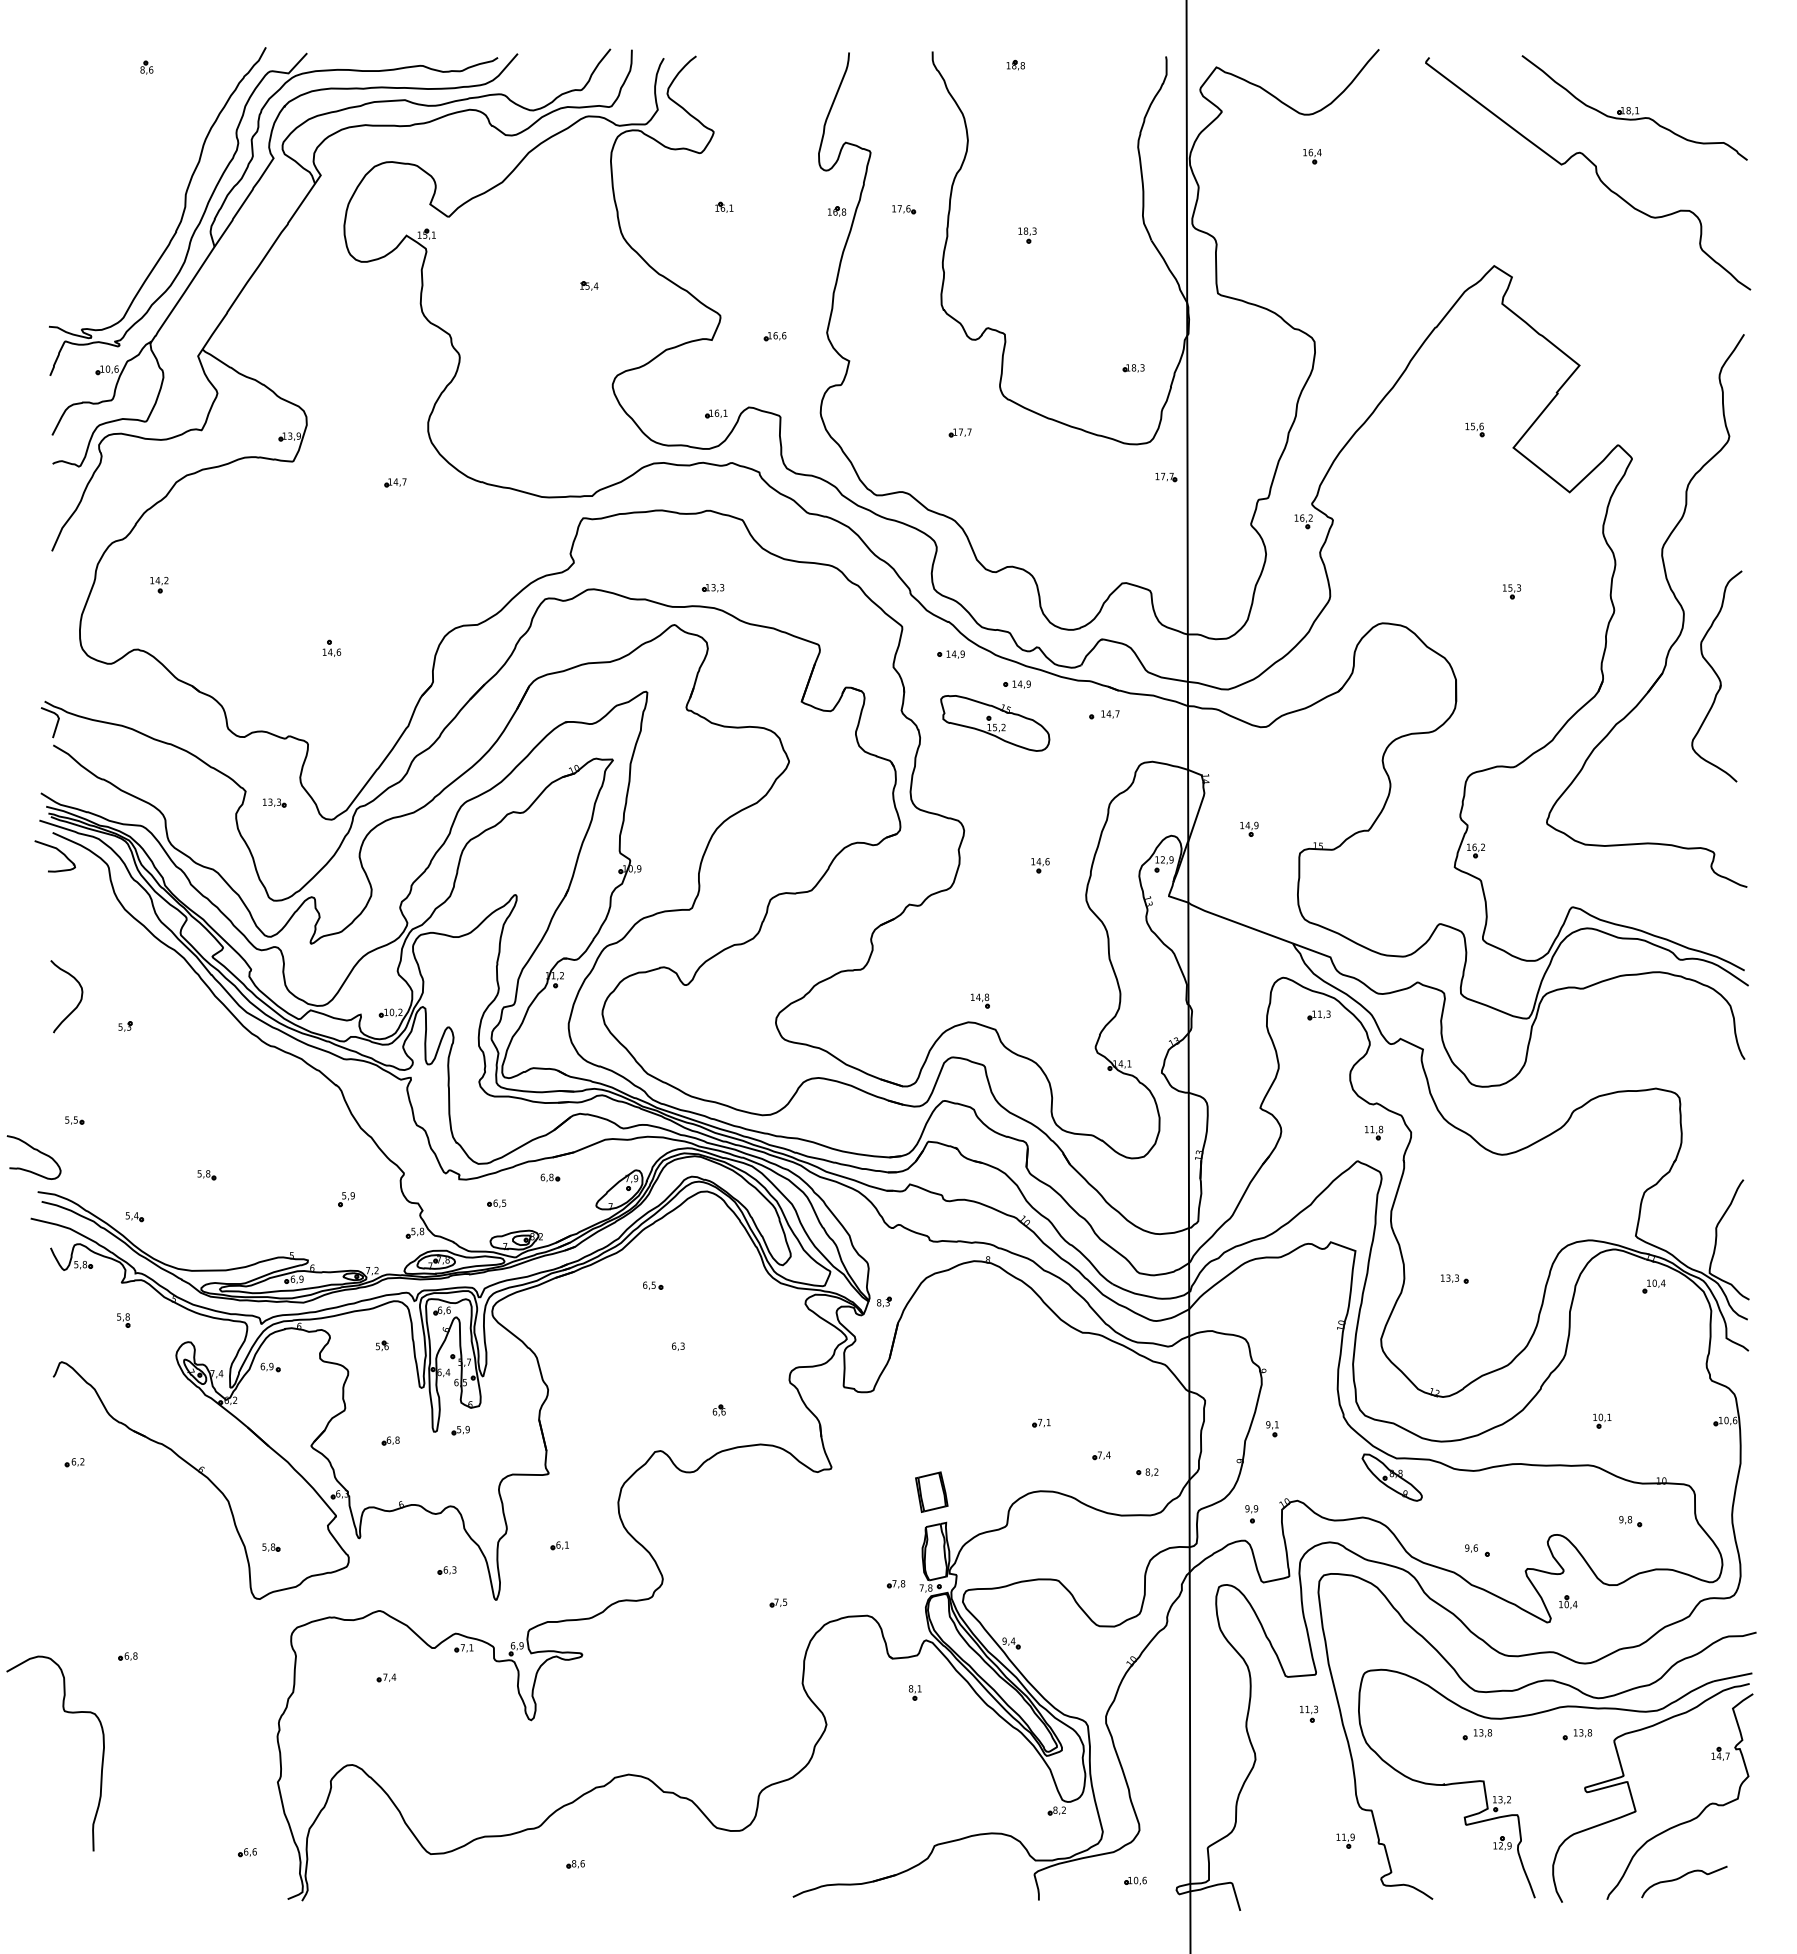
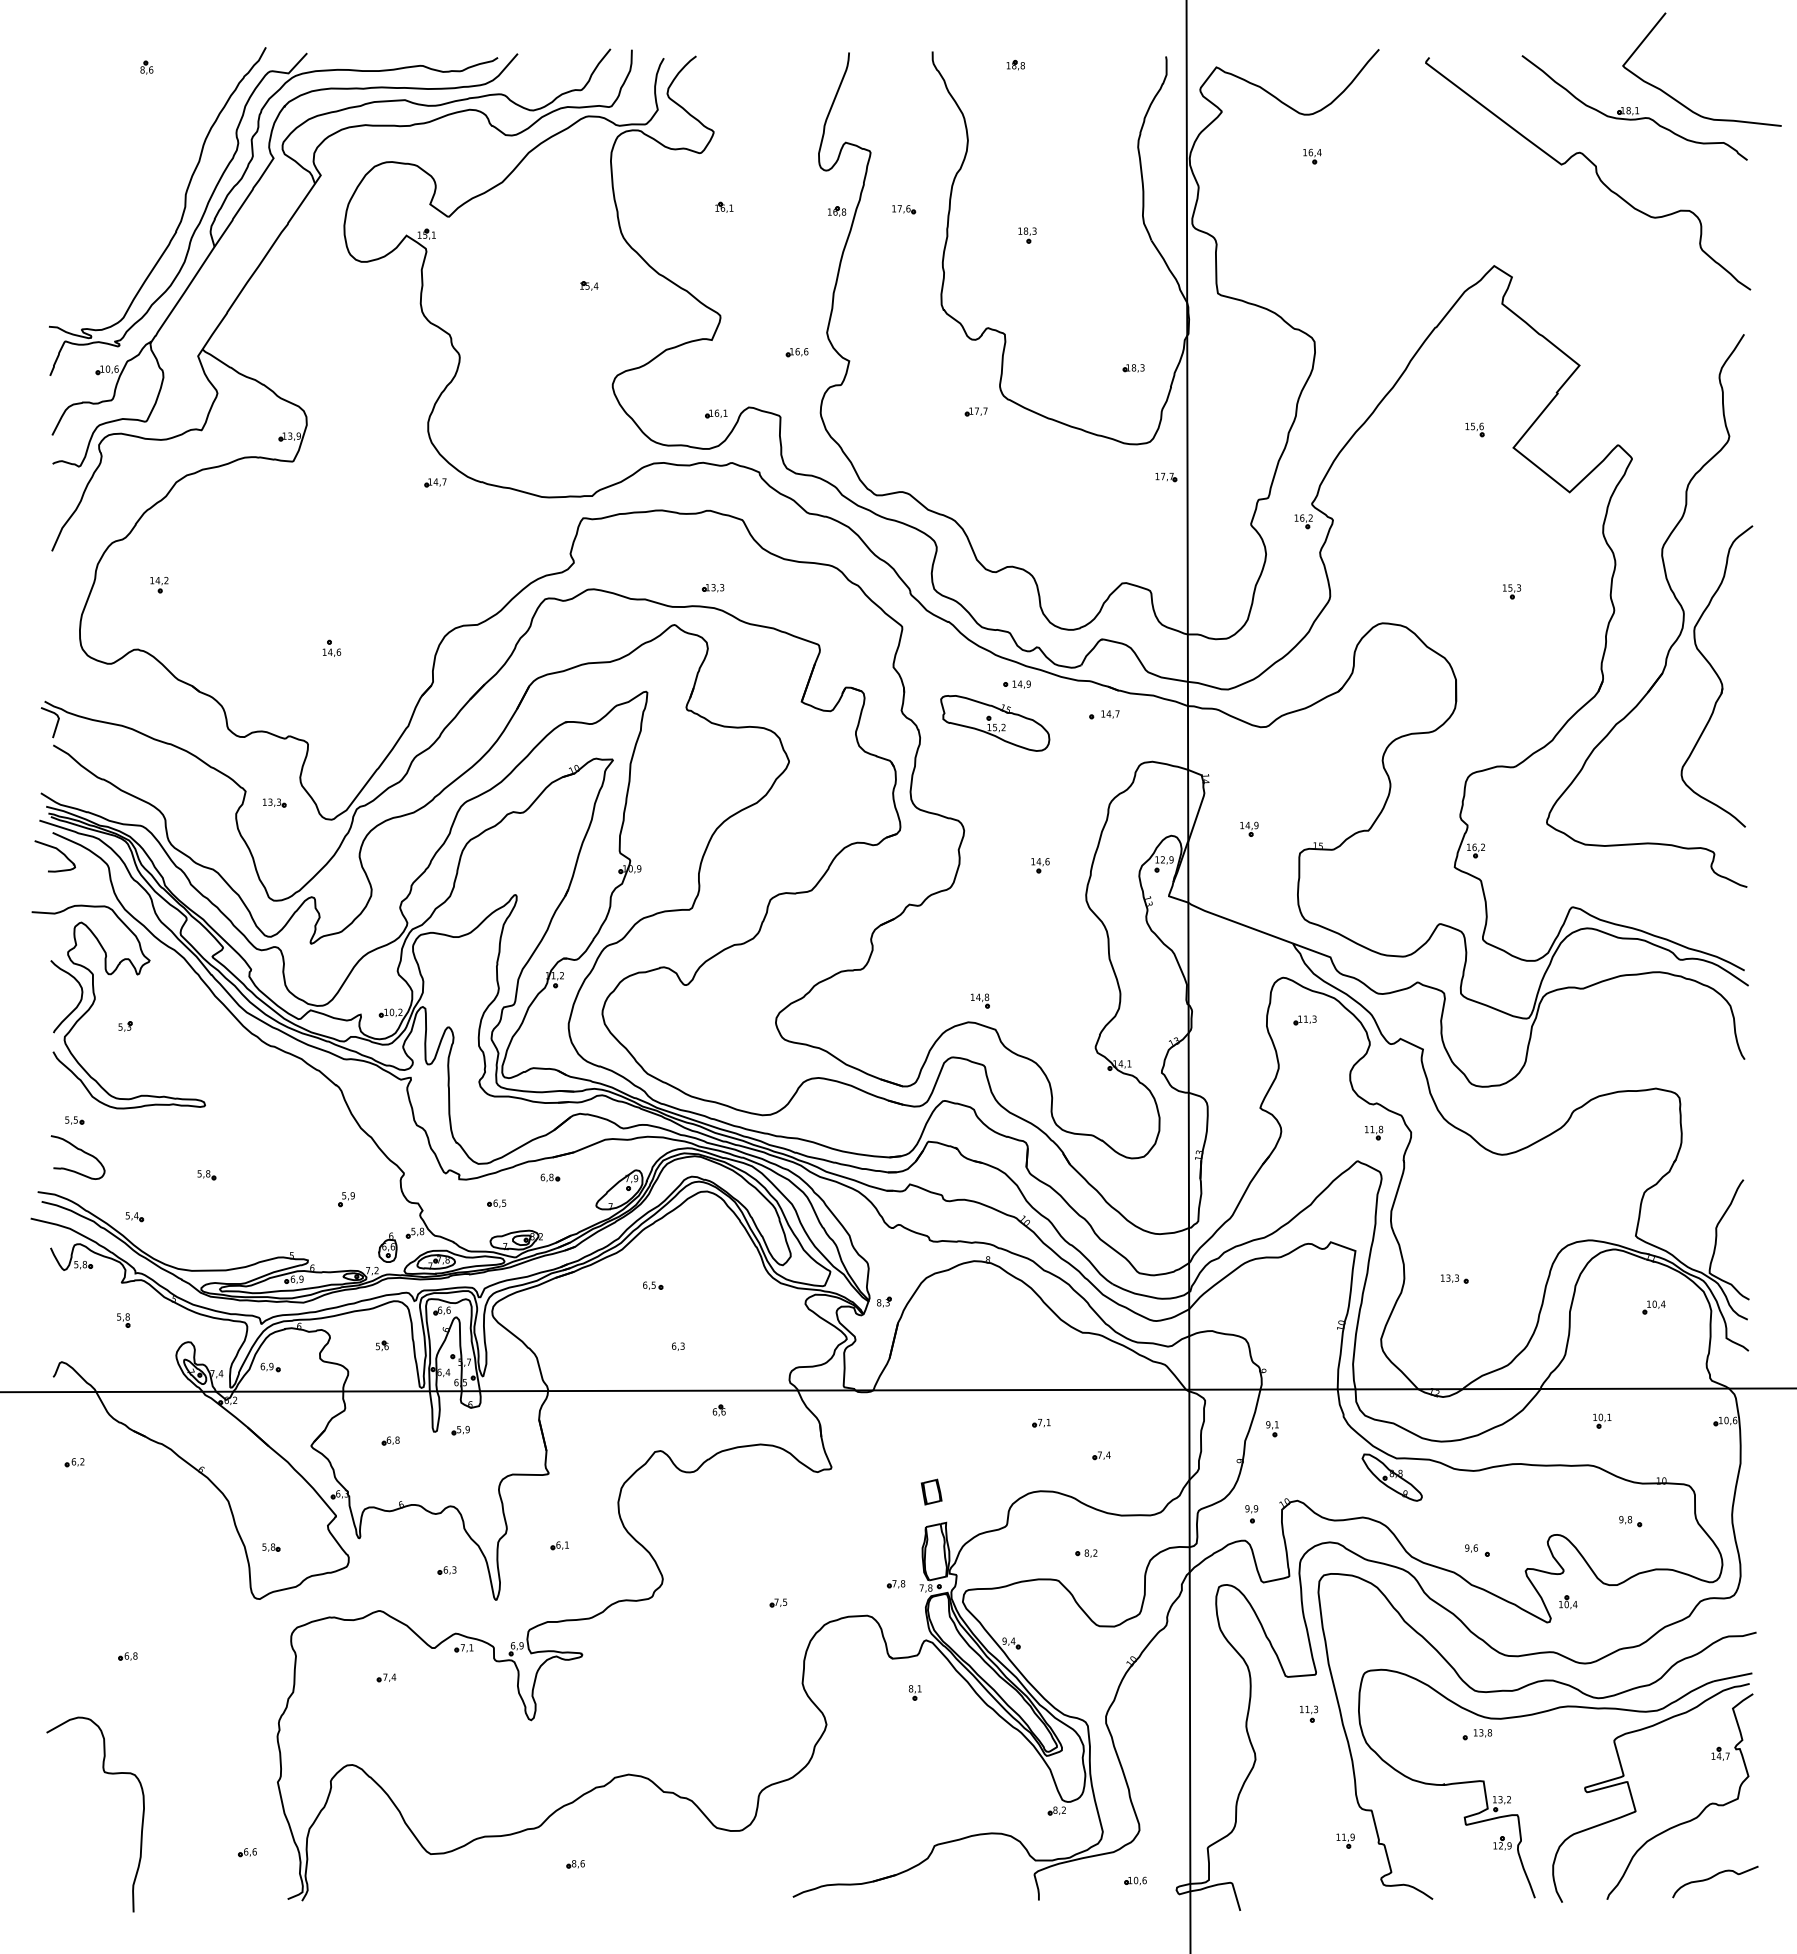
curve: none -> present (1678, 100)
part position: (774, 336) -> (796, 352) (796, 352)
part position: (959, 432) -> (975, 411) (975, 411)
part position: (395, 482) -> (435, 482) (435, 482)
part: present -> none (950, 654)
part size: 52x213 px -> 74x303 px (1716, 676)
curve: none -> present (95, 1000)
part position: (1318, 1015) -> (1304, 1020) (1304, 1020)
curve position: (37, 1151) -> (81, 1151) (81, 1151)
part: none -> present (387, 1247)
part position: (1653, 1286) -> (1653, 1307) (1653, 1307)
line: none -> present (897, 1390)
part position: (1147, 1472) -> (1086, 1553) (1086, 1553)
part size: 34x42 px -> 23x28 px (931, 1491)
curve position: (68, 1713) -> (108, 1774) (108, 1774)
part: present -> none (1577, 1734)
curve position: (1681, 1878) -> (1712, 1878) (1712, 1878)
